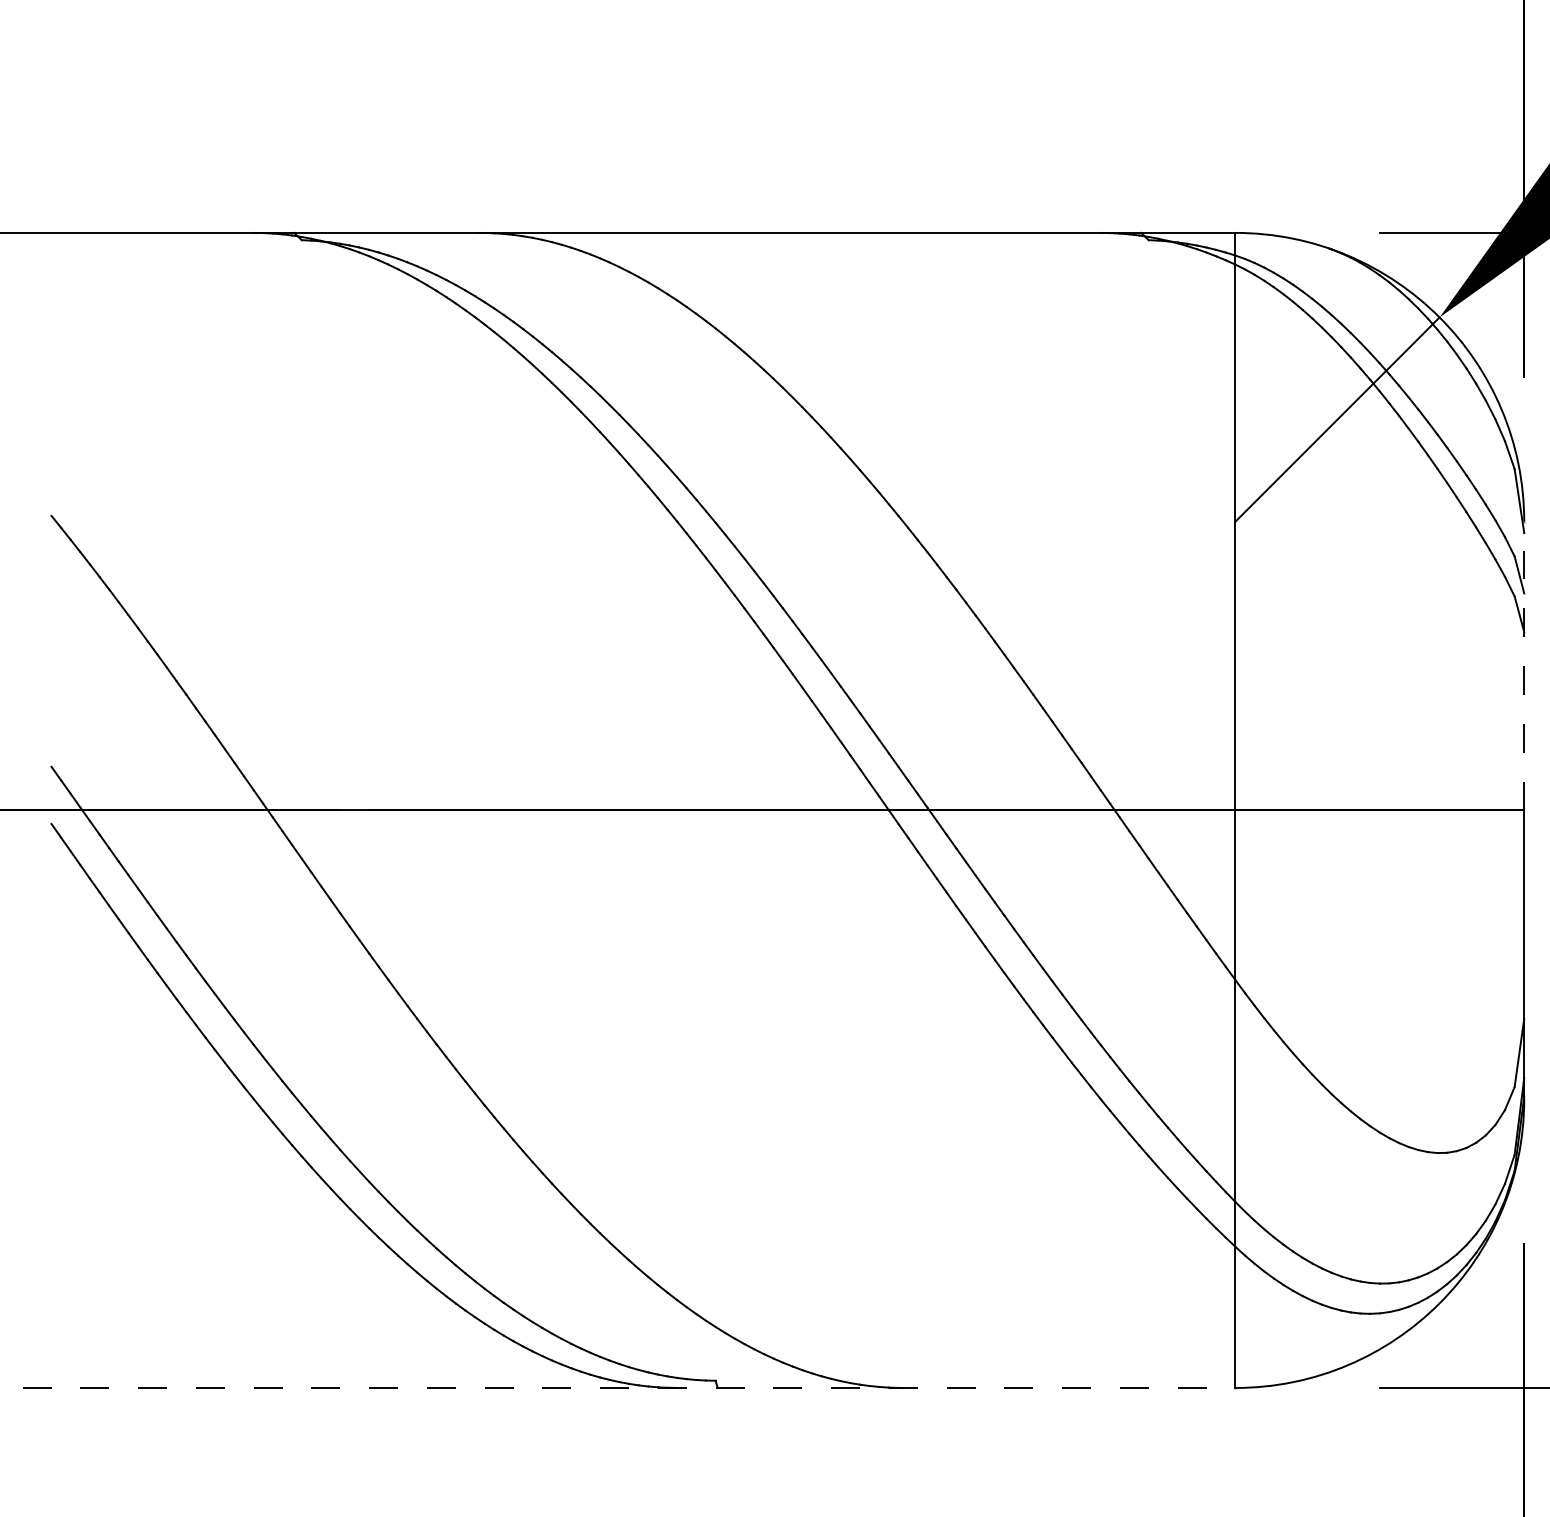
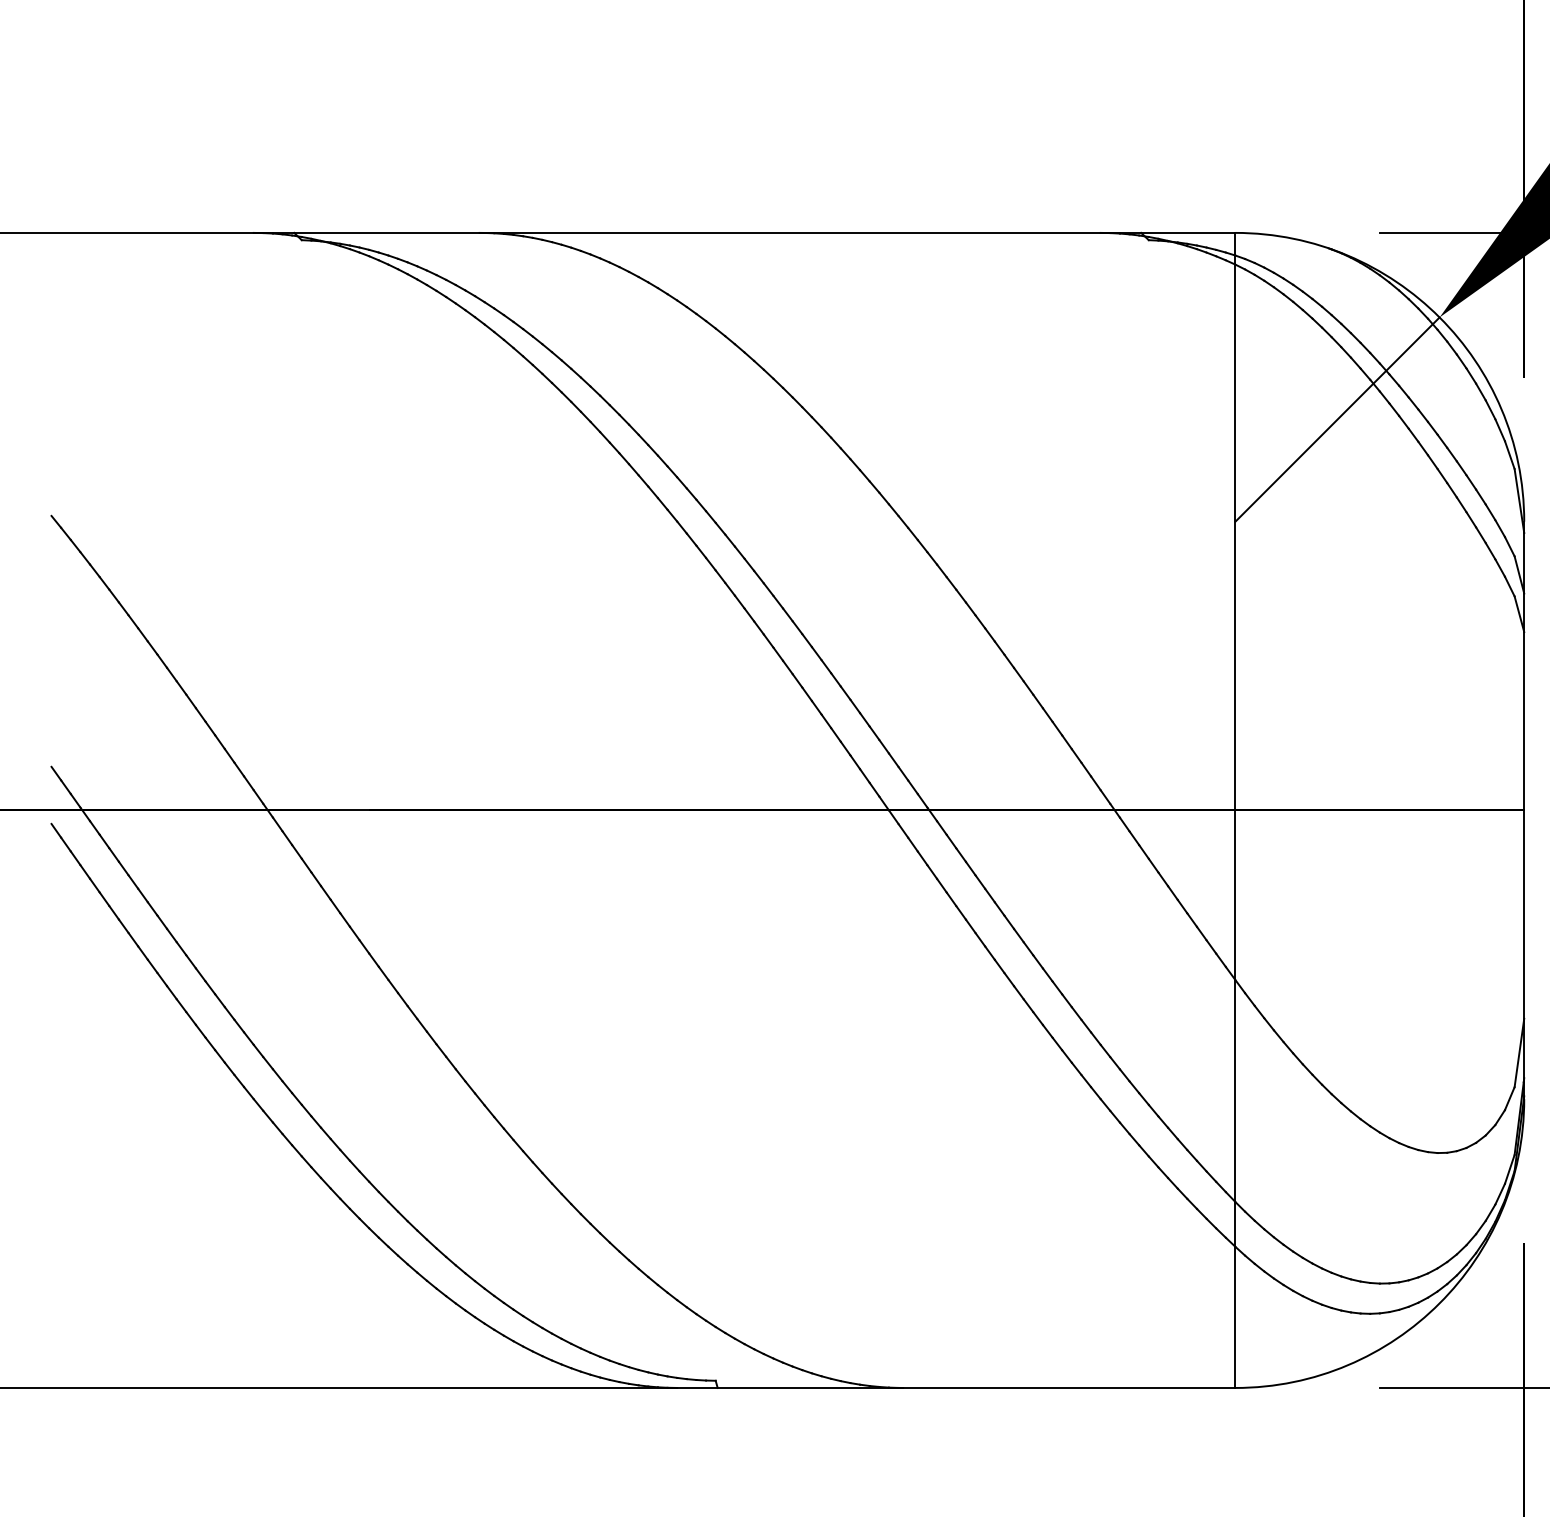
line: dashed -> solid (1524, 665)
line: dashed -> solid (618, 1387)
